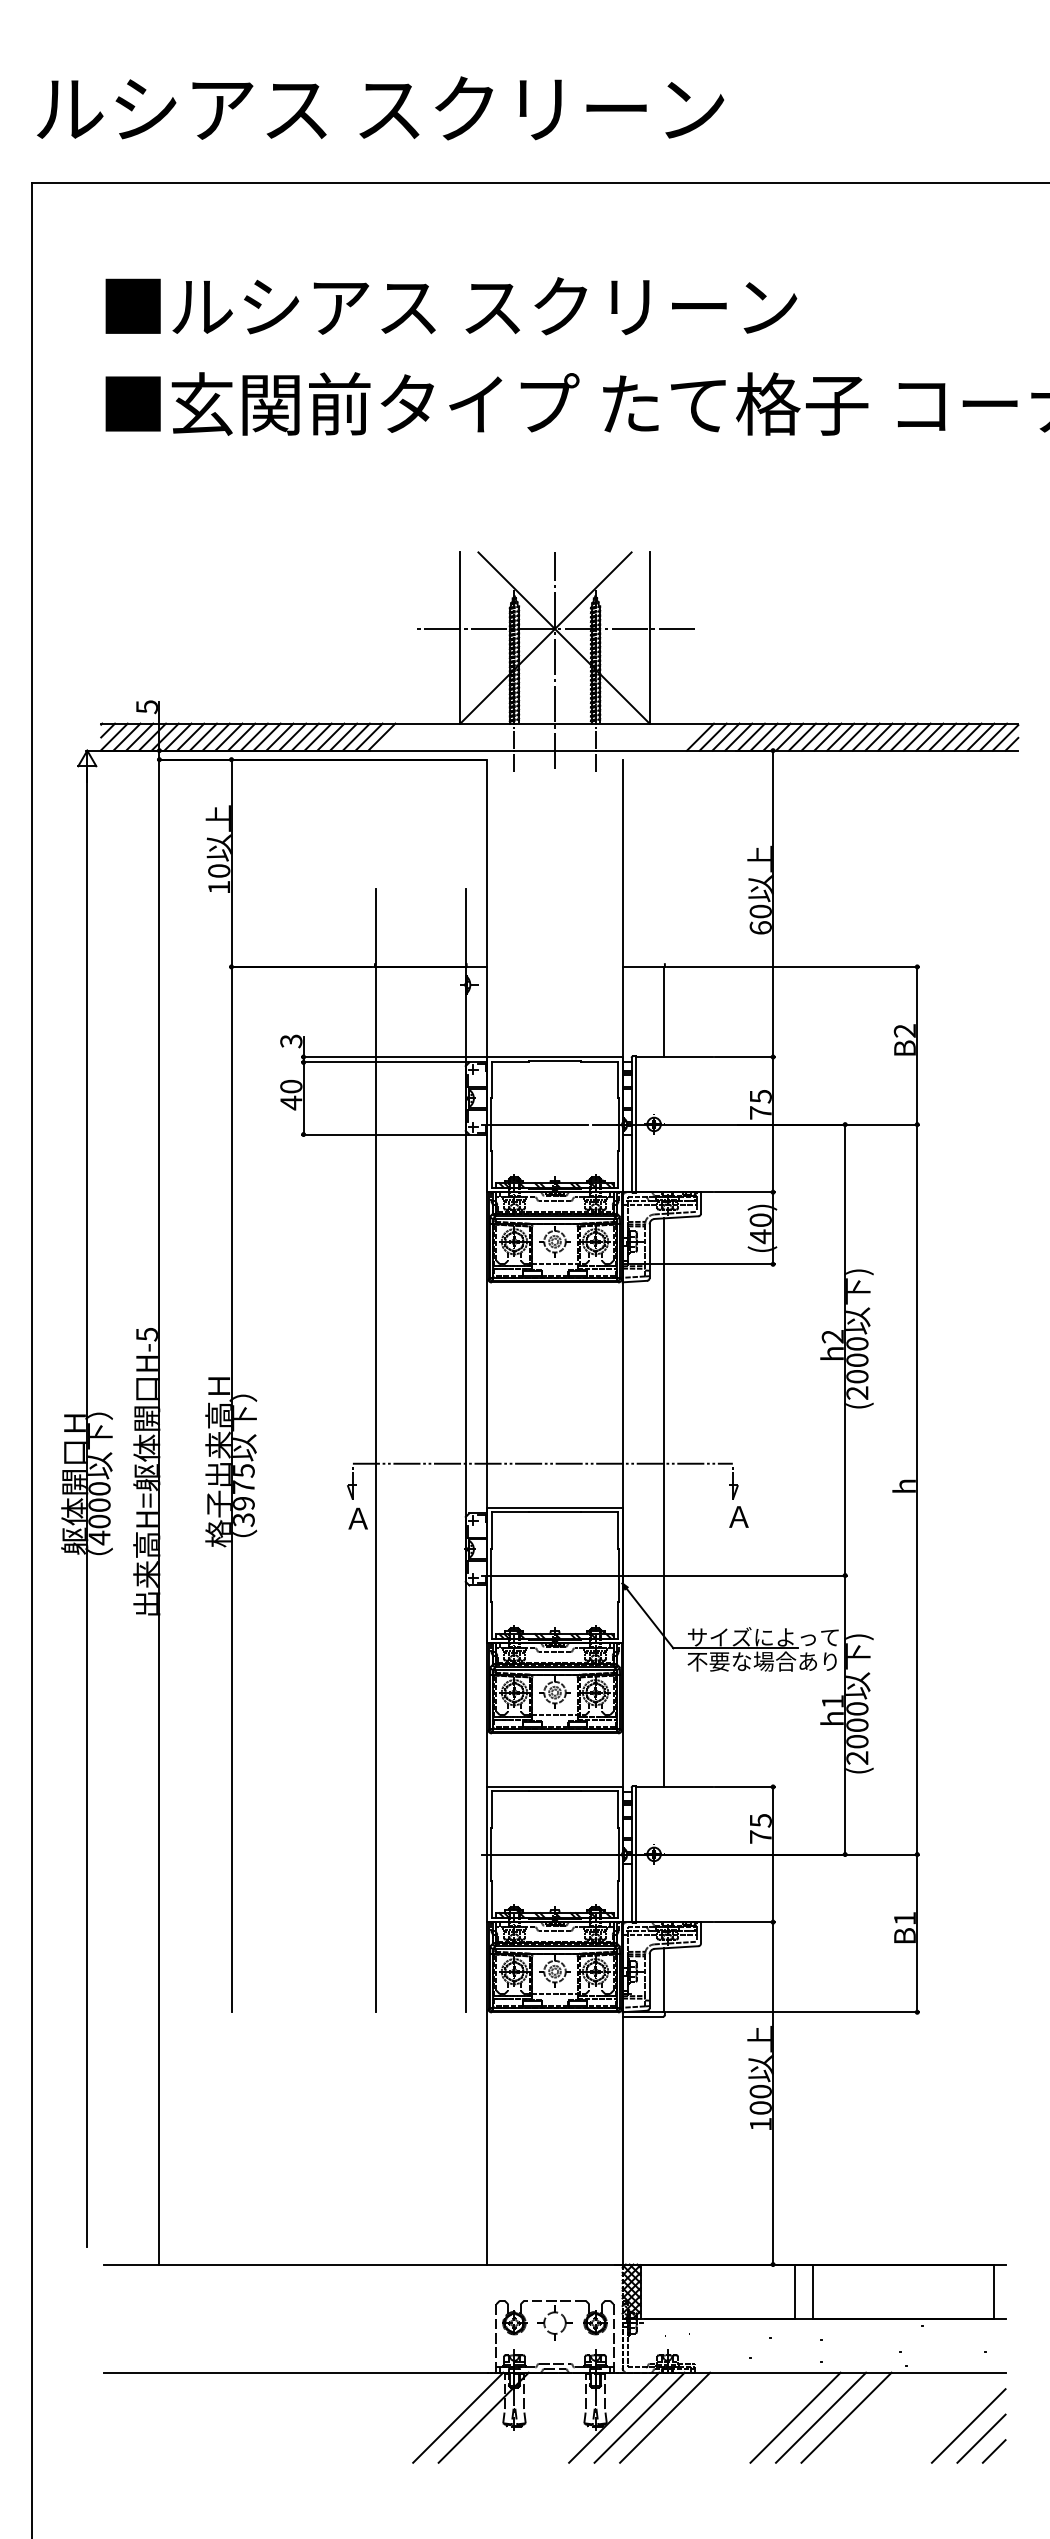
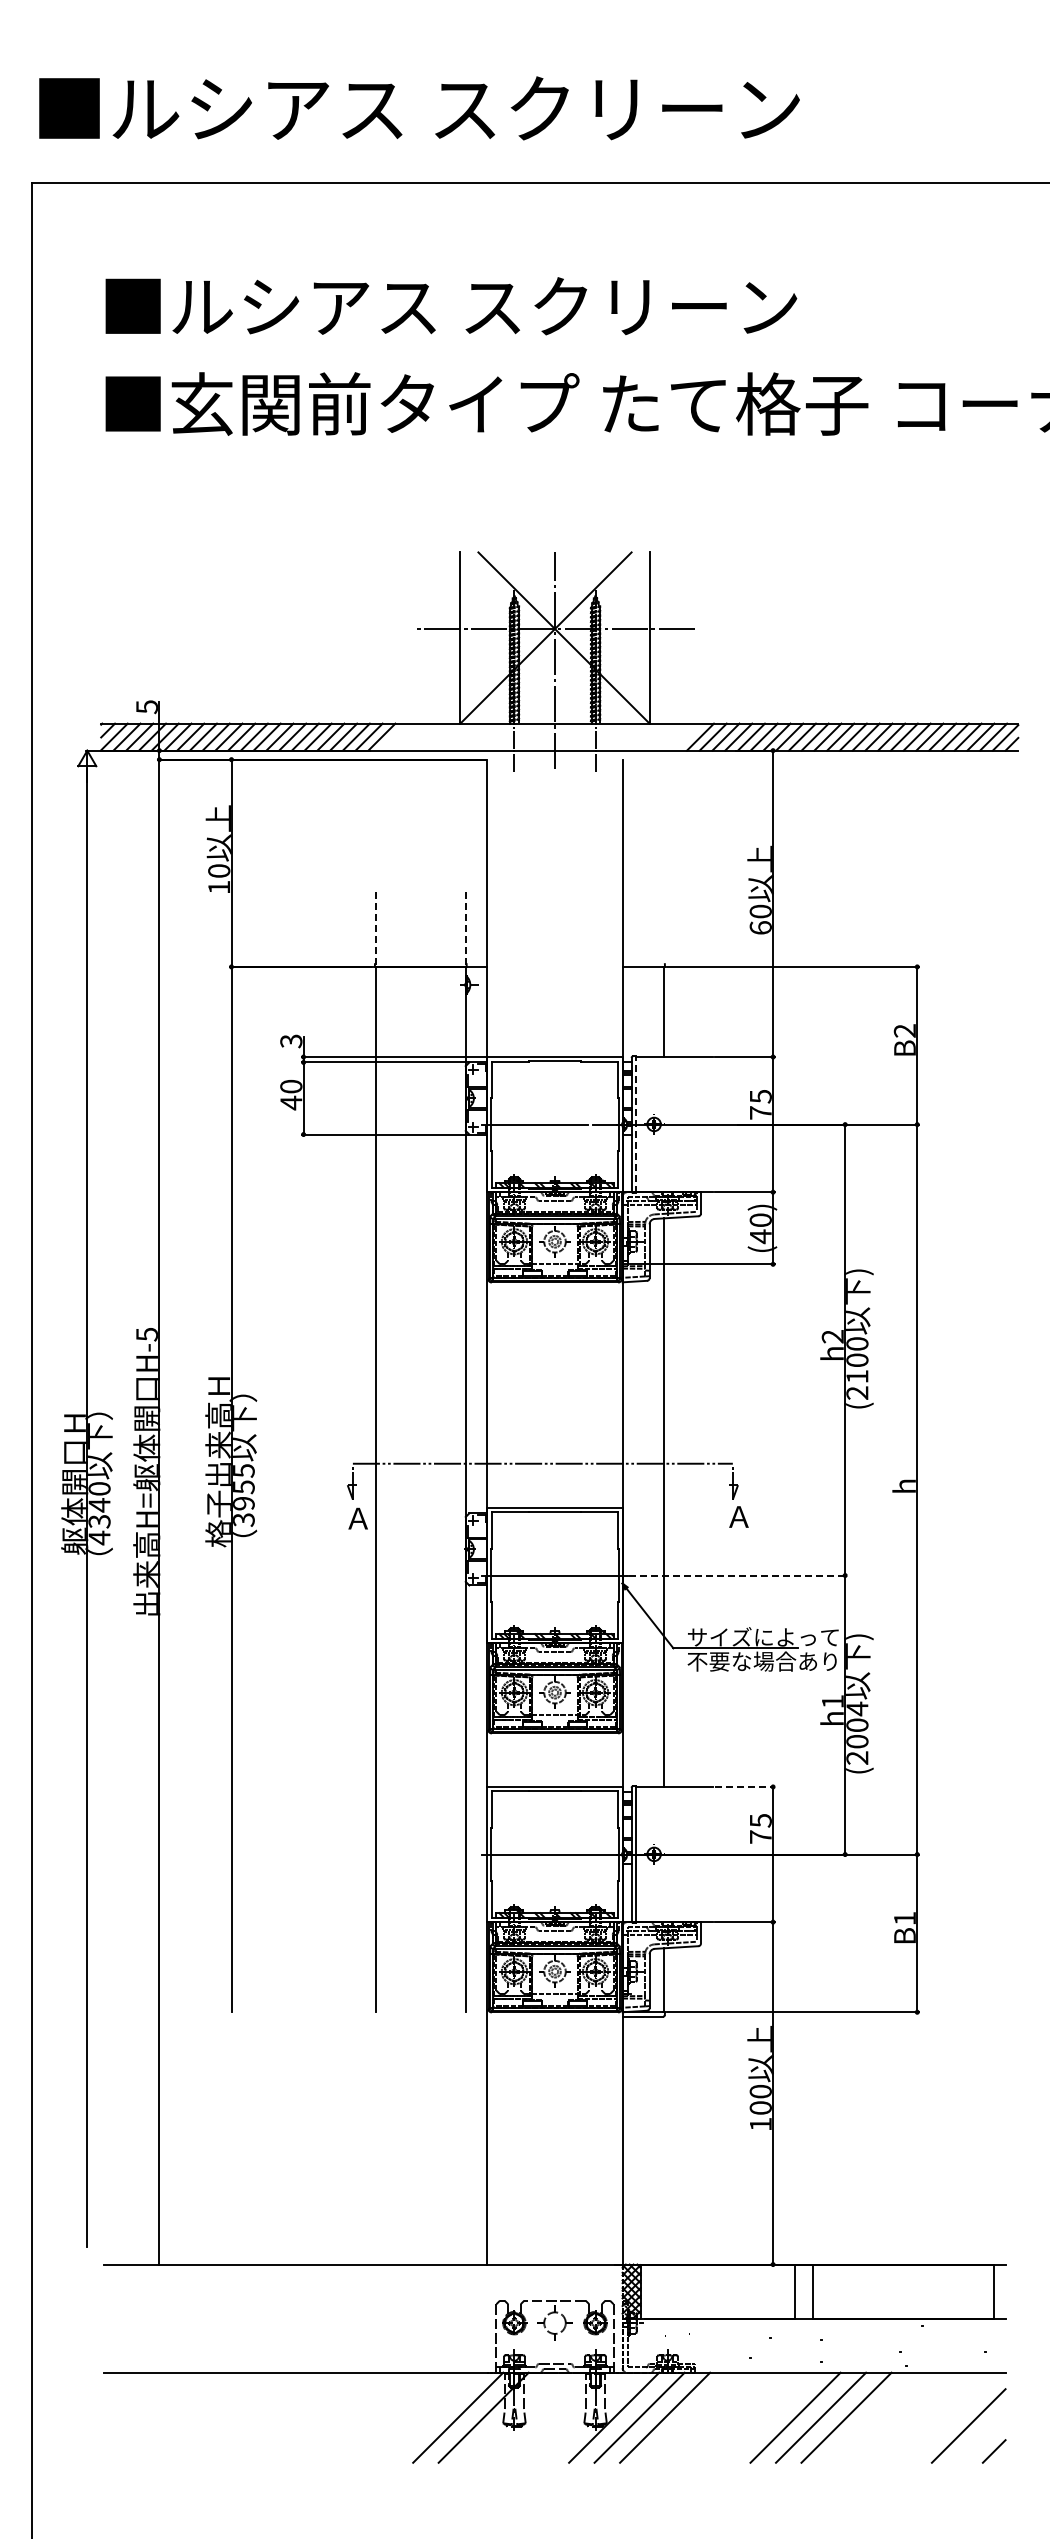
text: ルシアス スクリーン -> ■ルシアス スクリーン (418, 108)
line: solid -> dashed (375, 926)
line: solid -> dashed (465, 926)
line: solid -> dashed (636, 1124)
text: (2000 -> (2100 (857, 1376)
text: 3975 -> 3955 (243, 1487)
text: 4000 -> 4340 (99, 1513)
line: solid -> dashed (738, 1575)
text: (2000 -> (2004 (857, 1708)
line: solid -> dashed (745, 1786)
line: present -> none (981, 2438)
